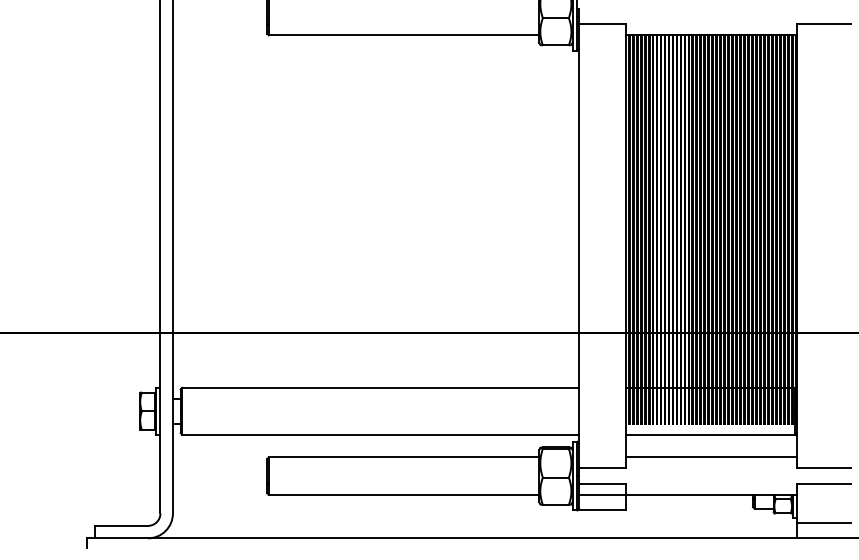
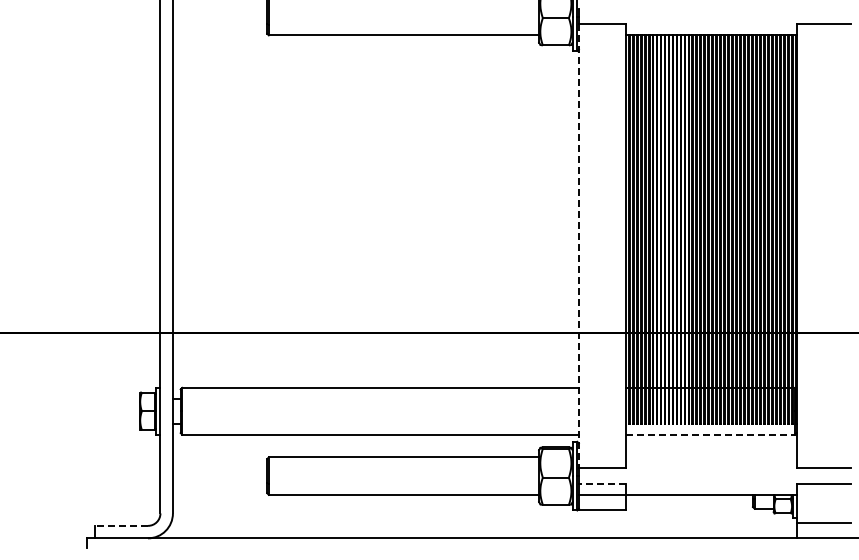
line: solid -> dashed (578, 246)
line: solid -> dashed (710, 434)
line: present -> none (710, 457)
line: solid -> dashed (601, 483)
line: solid -> dashed (121, 525)
